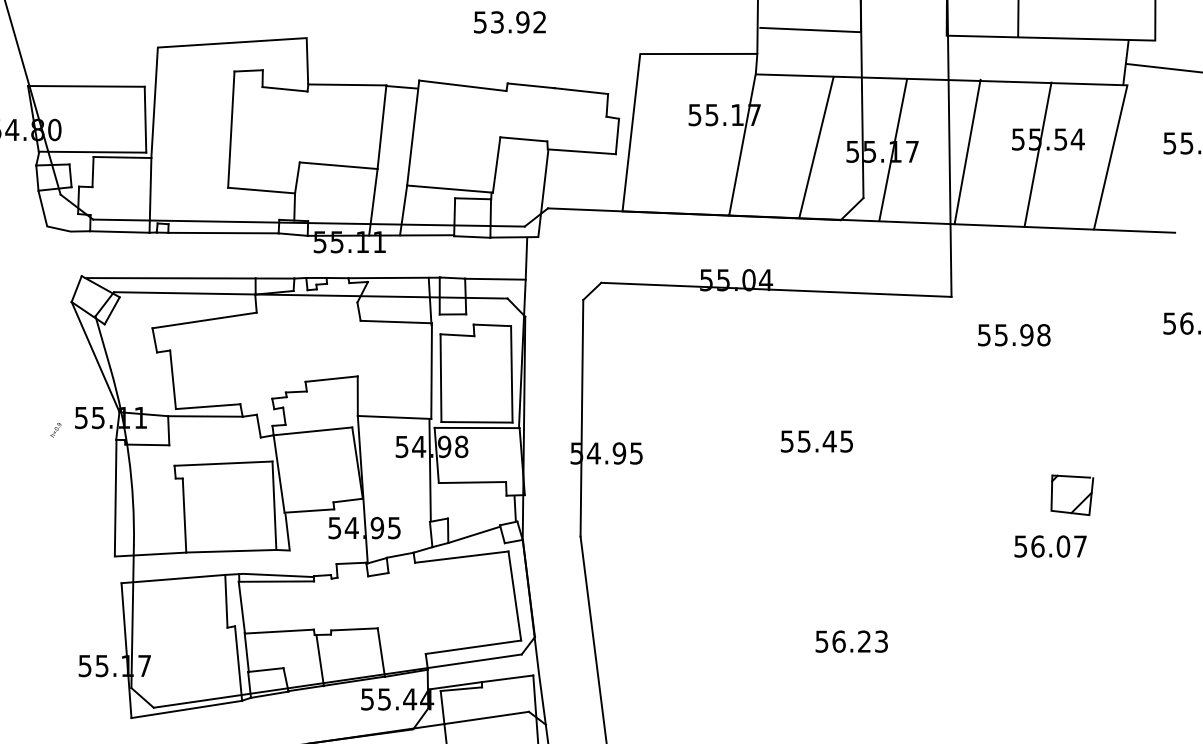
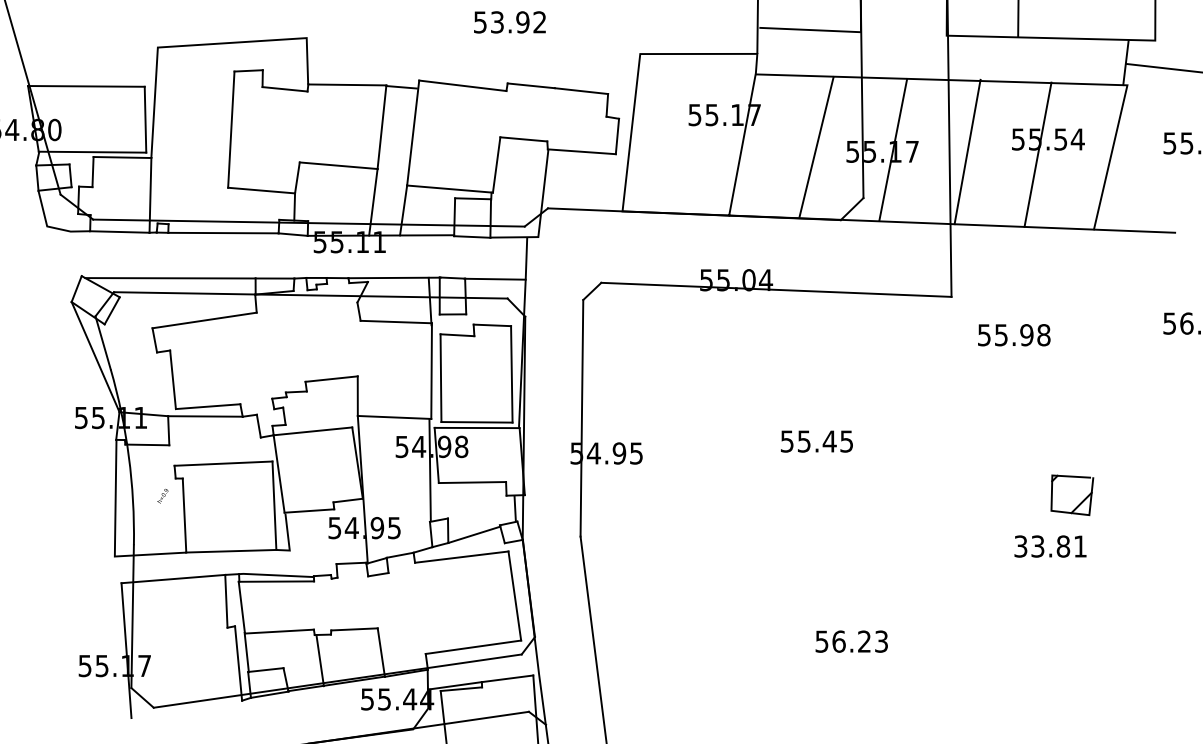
text position: (55, 430) -> (162, 496) (162, 496)
text: 56.07 -> 33.81 (1050, 546)
line: present -> none (186, 709)
